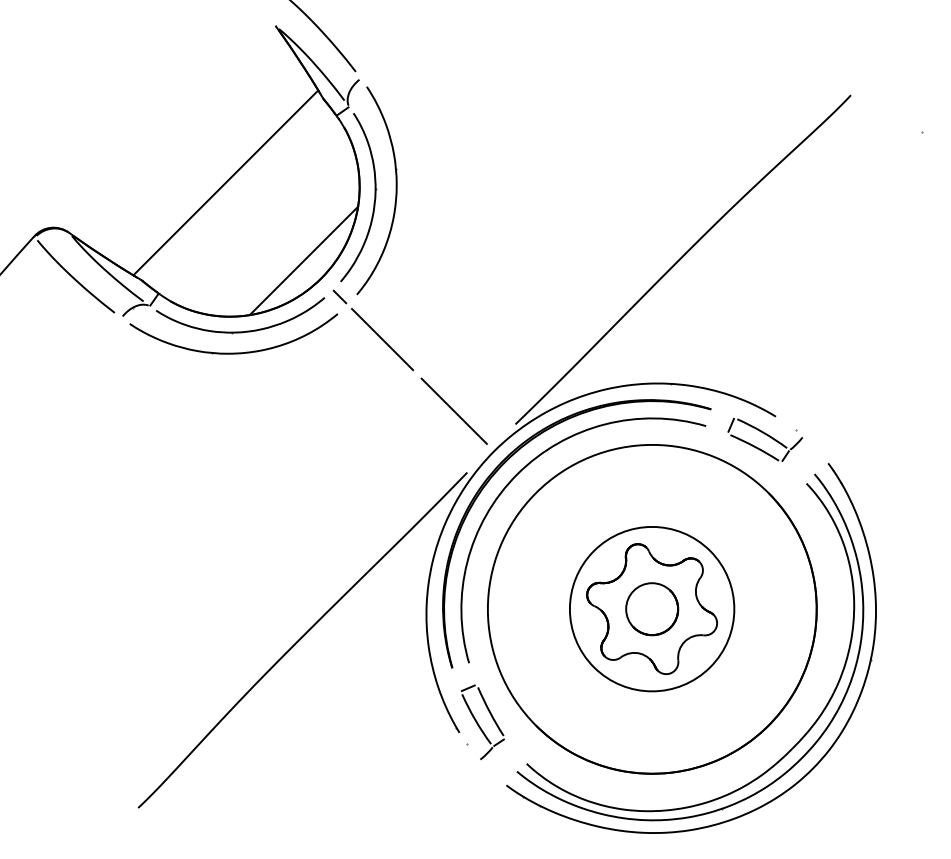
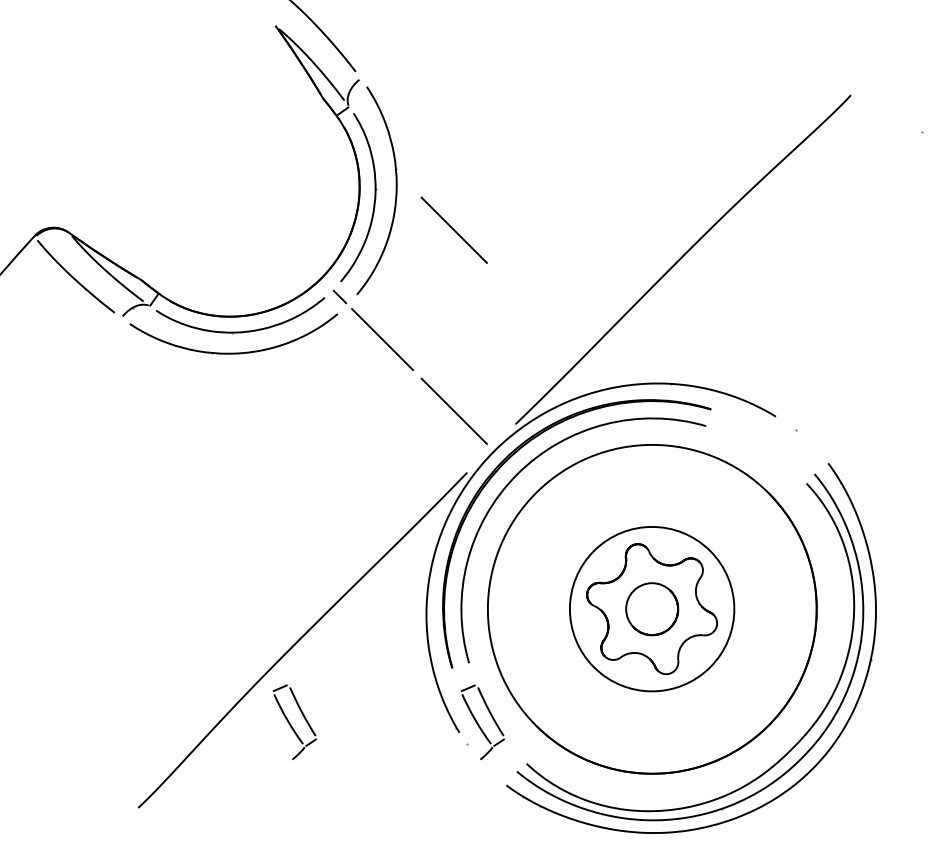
line: present -> none (225, 182)
line: none -> present (453, 229)
line: present -> none (303, 260)
part: present -> none (764, 439)
part: none -> present (294, 721)
